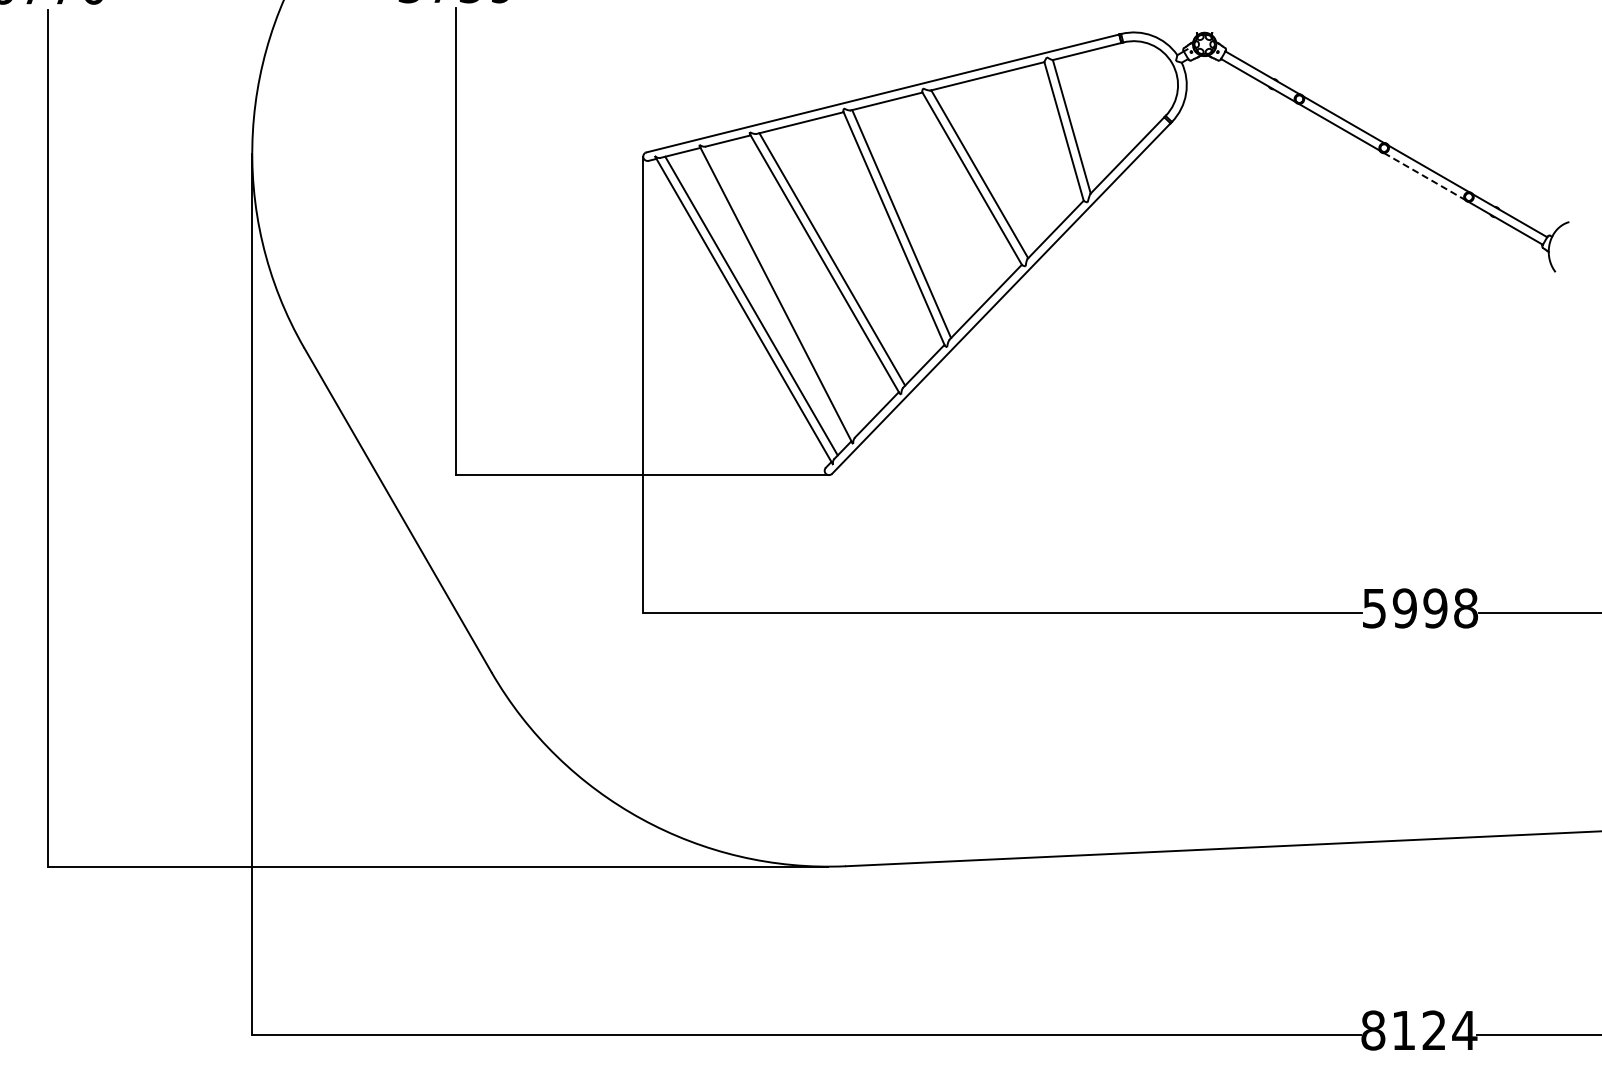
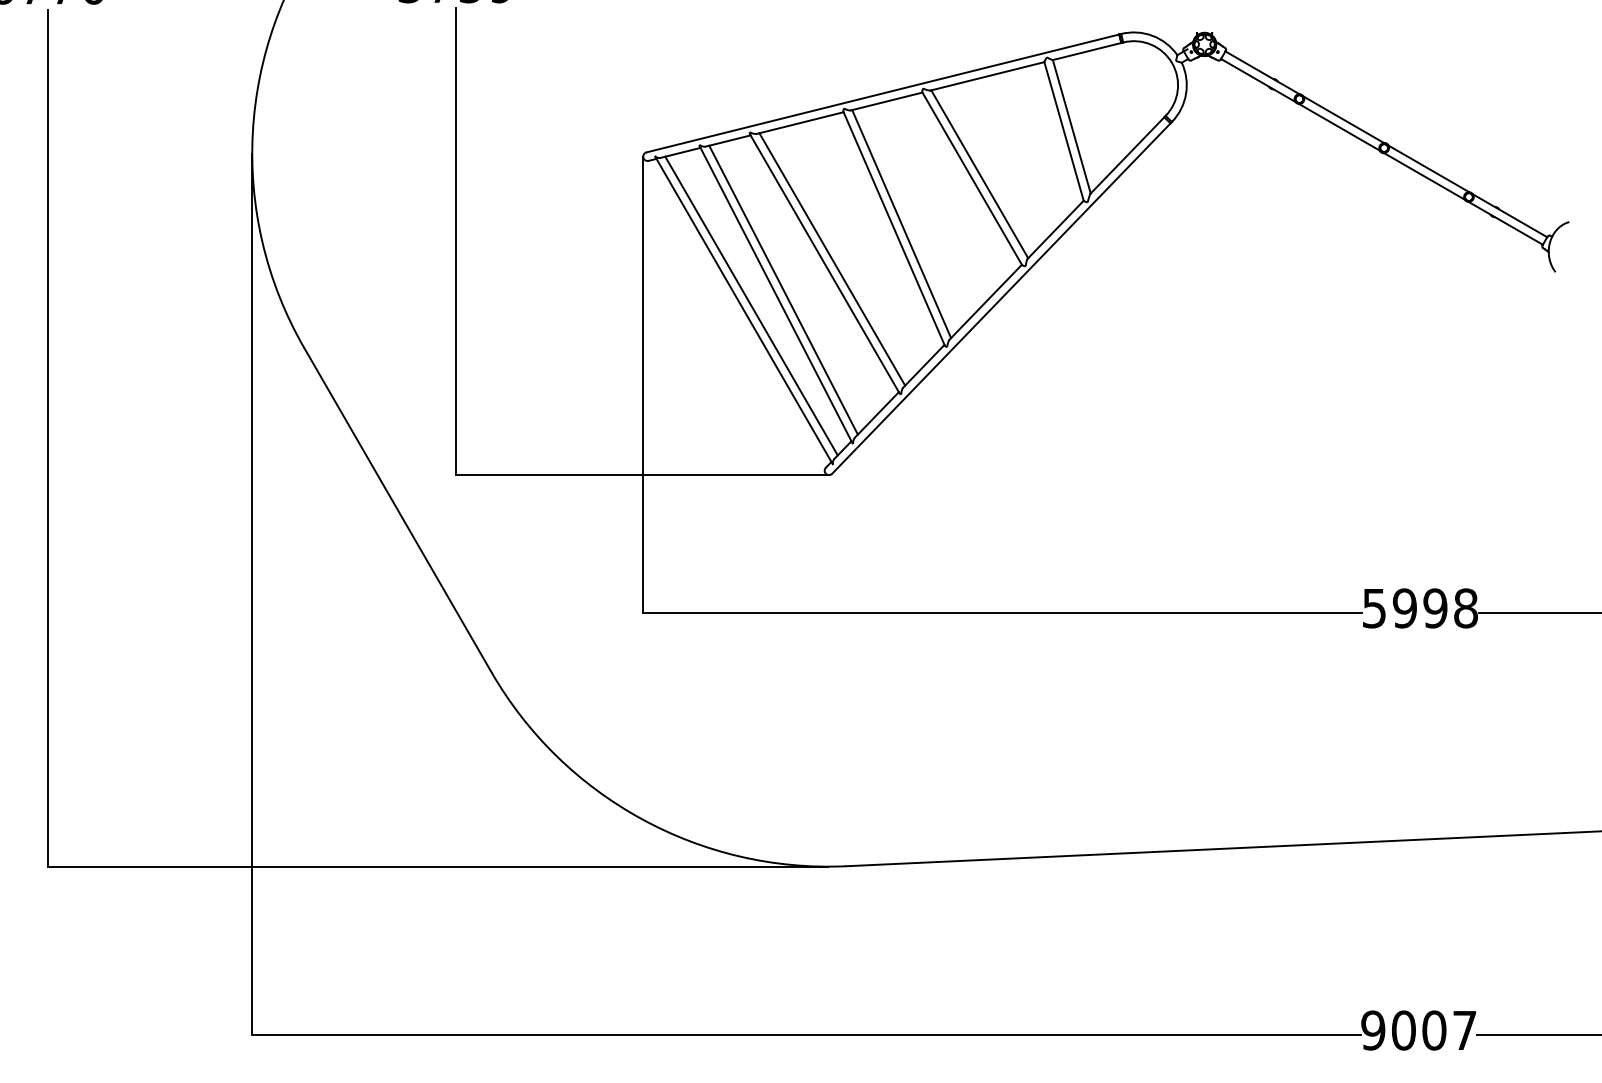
line: dashed -> solid (1424, 176)
line: none -> present (783, 289)
text: 8124 -> 9007 (1419, 1030)
